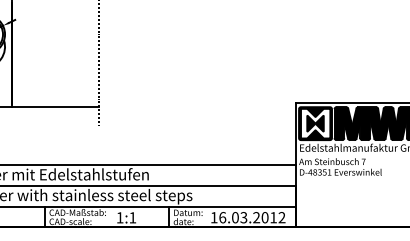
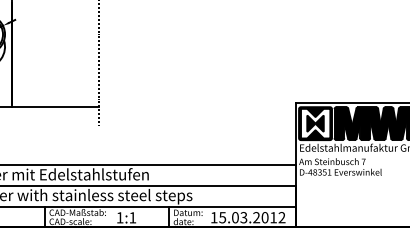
text: 16.03.2012 -> 15.03.2012 (222, 217)
